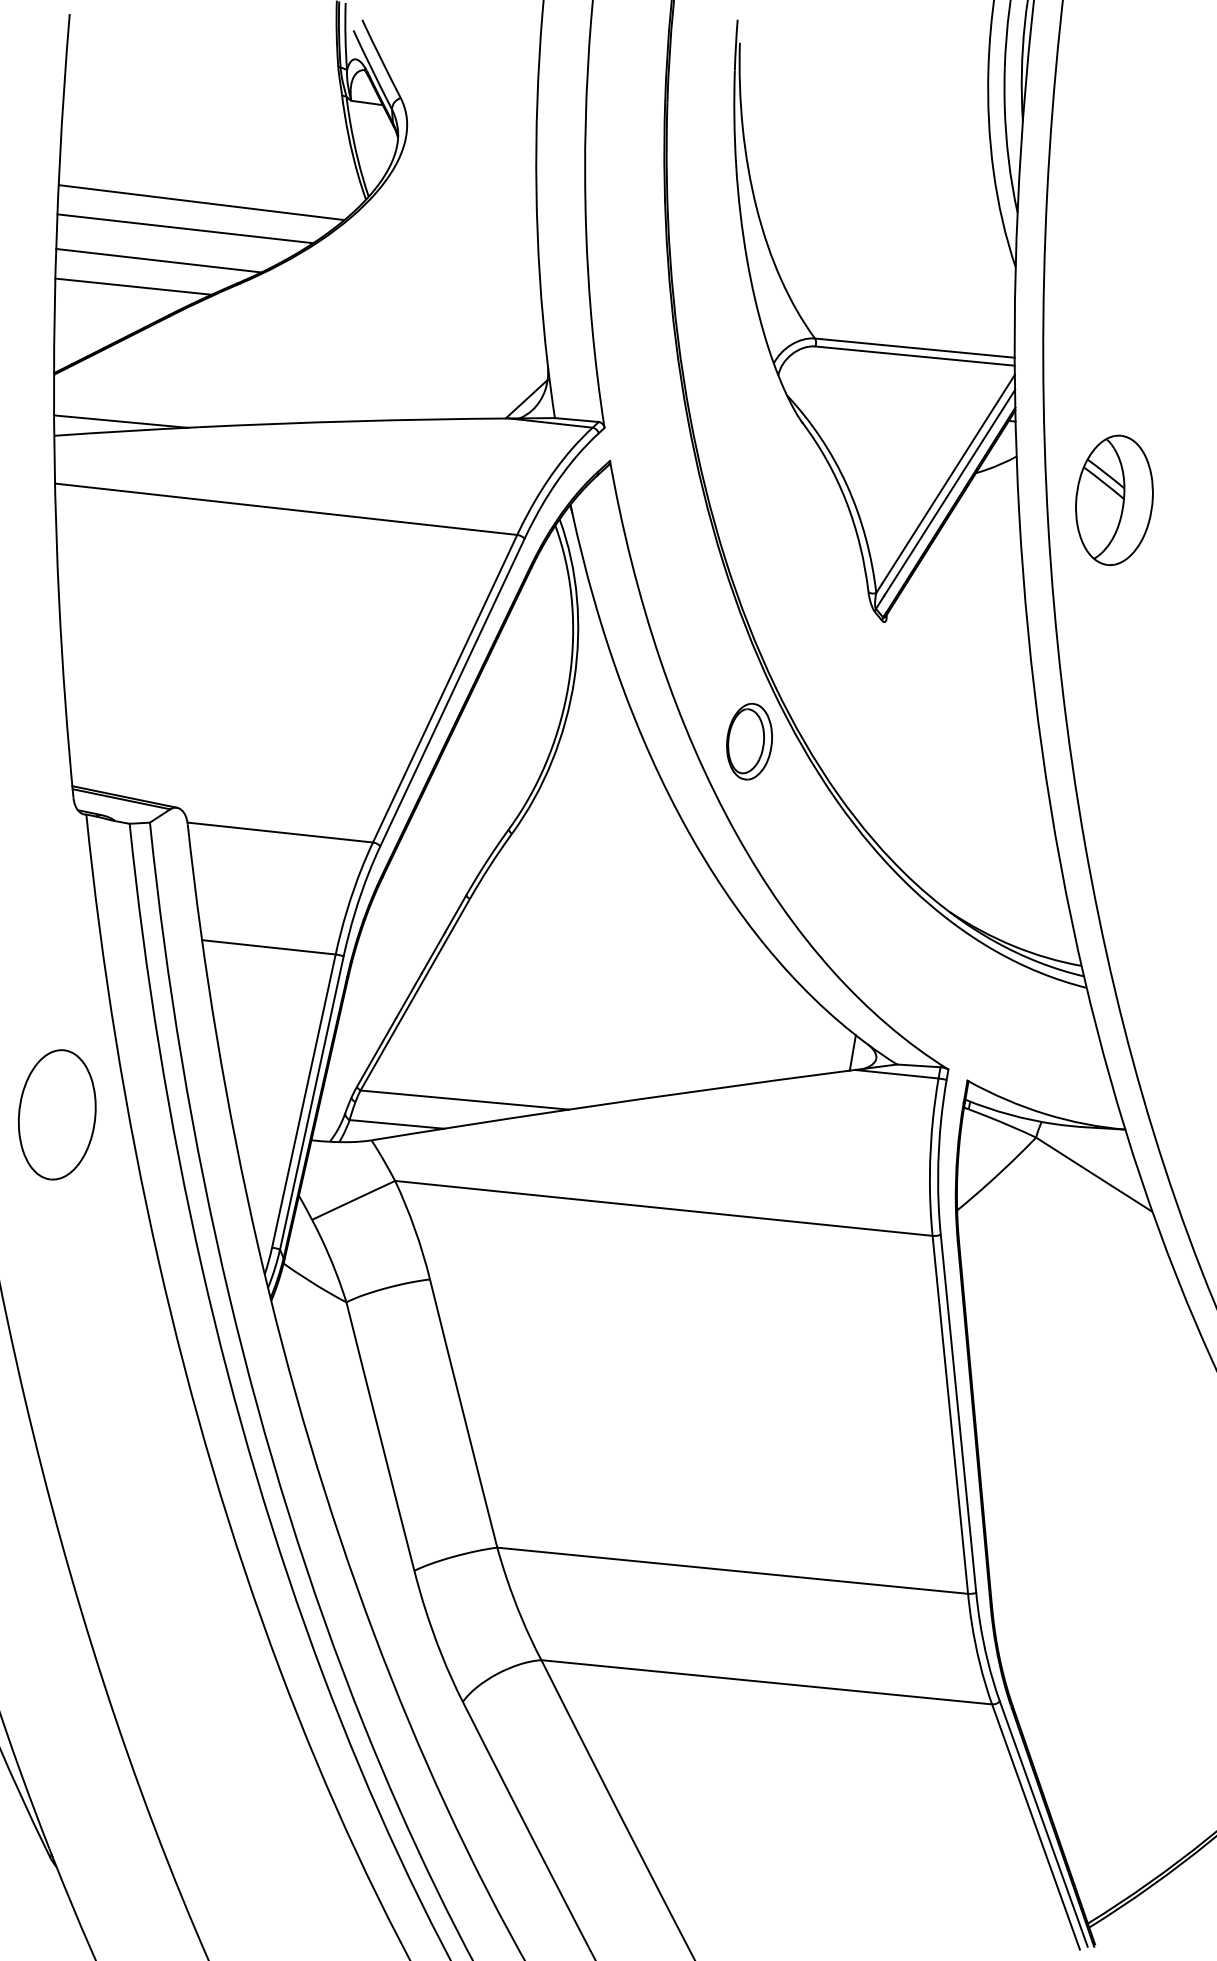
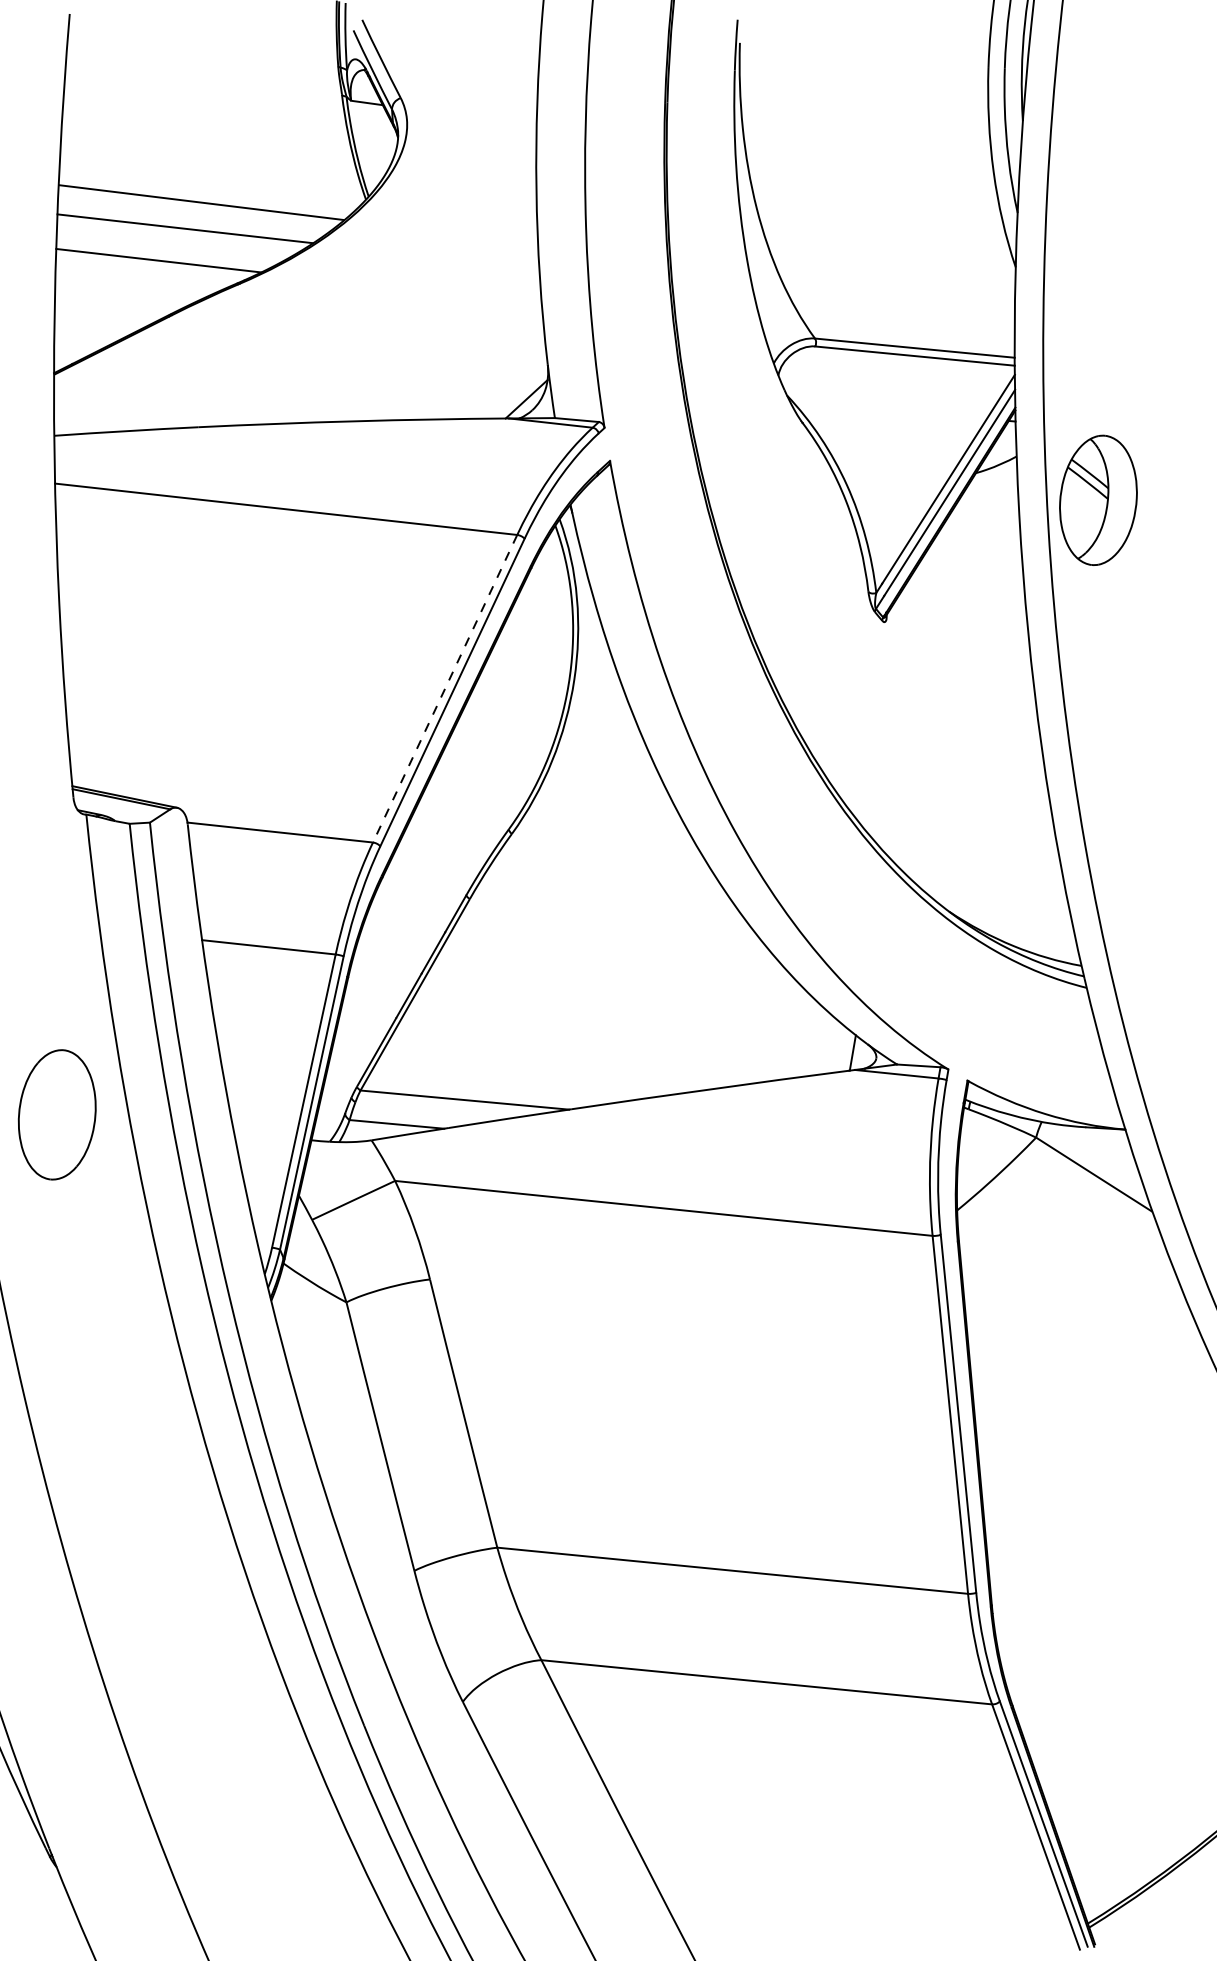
line: present -> none (133, 286)
line: present -> none (120, 421)
part position: (1114, 499) -> (1098, 499) (1098, 499)
line: solid -> dashed (445, 688)
part: present -> none (749, 741)
